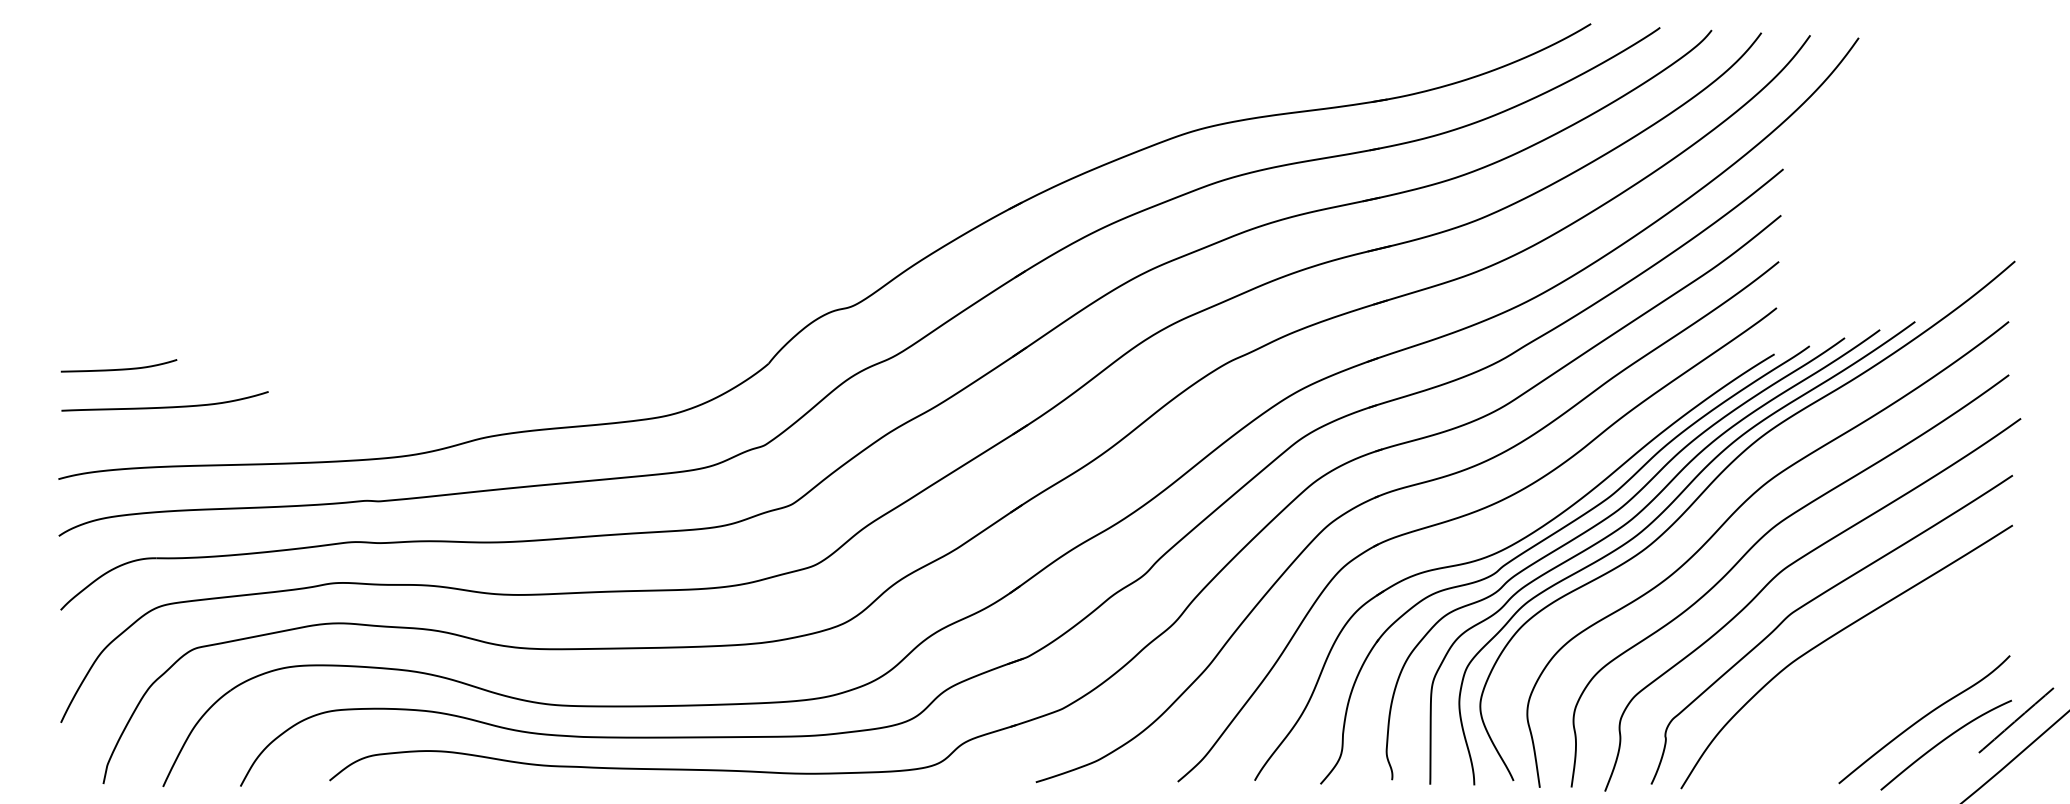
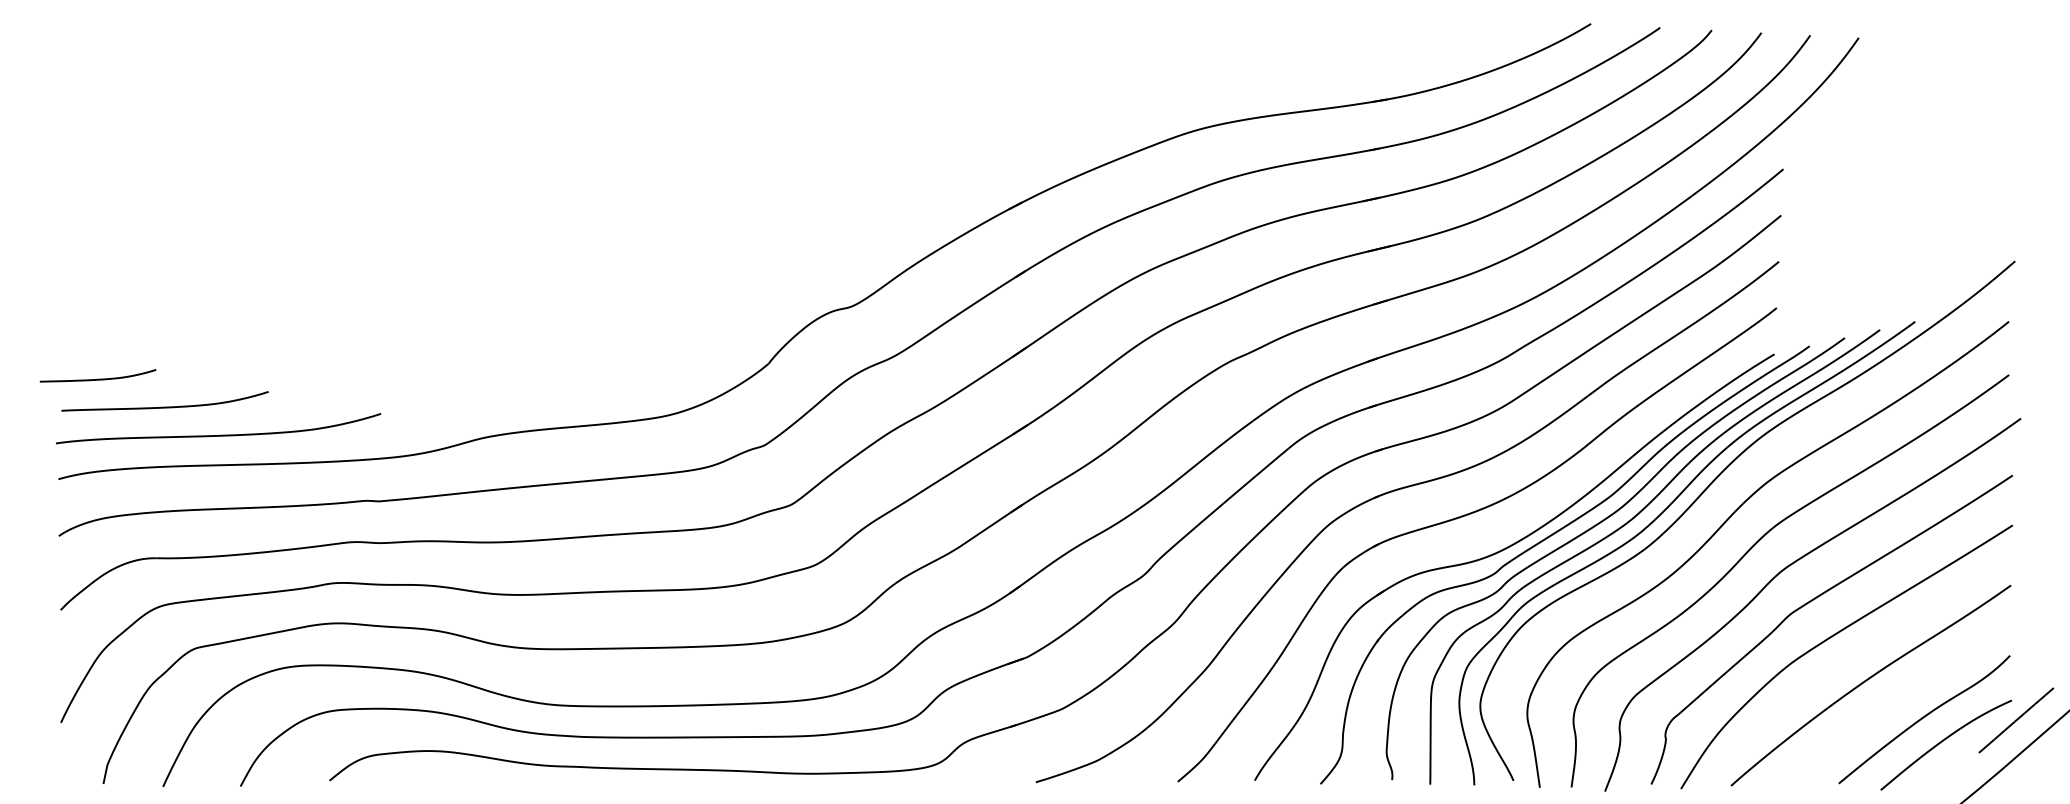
curve position: (118, 368) -> (97, 378) (97, 378)
curve: none -> present (219, 434)
curve: none -> present (1868, 680)
